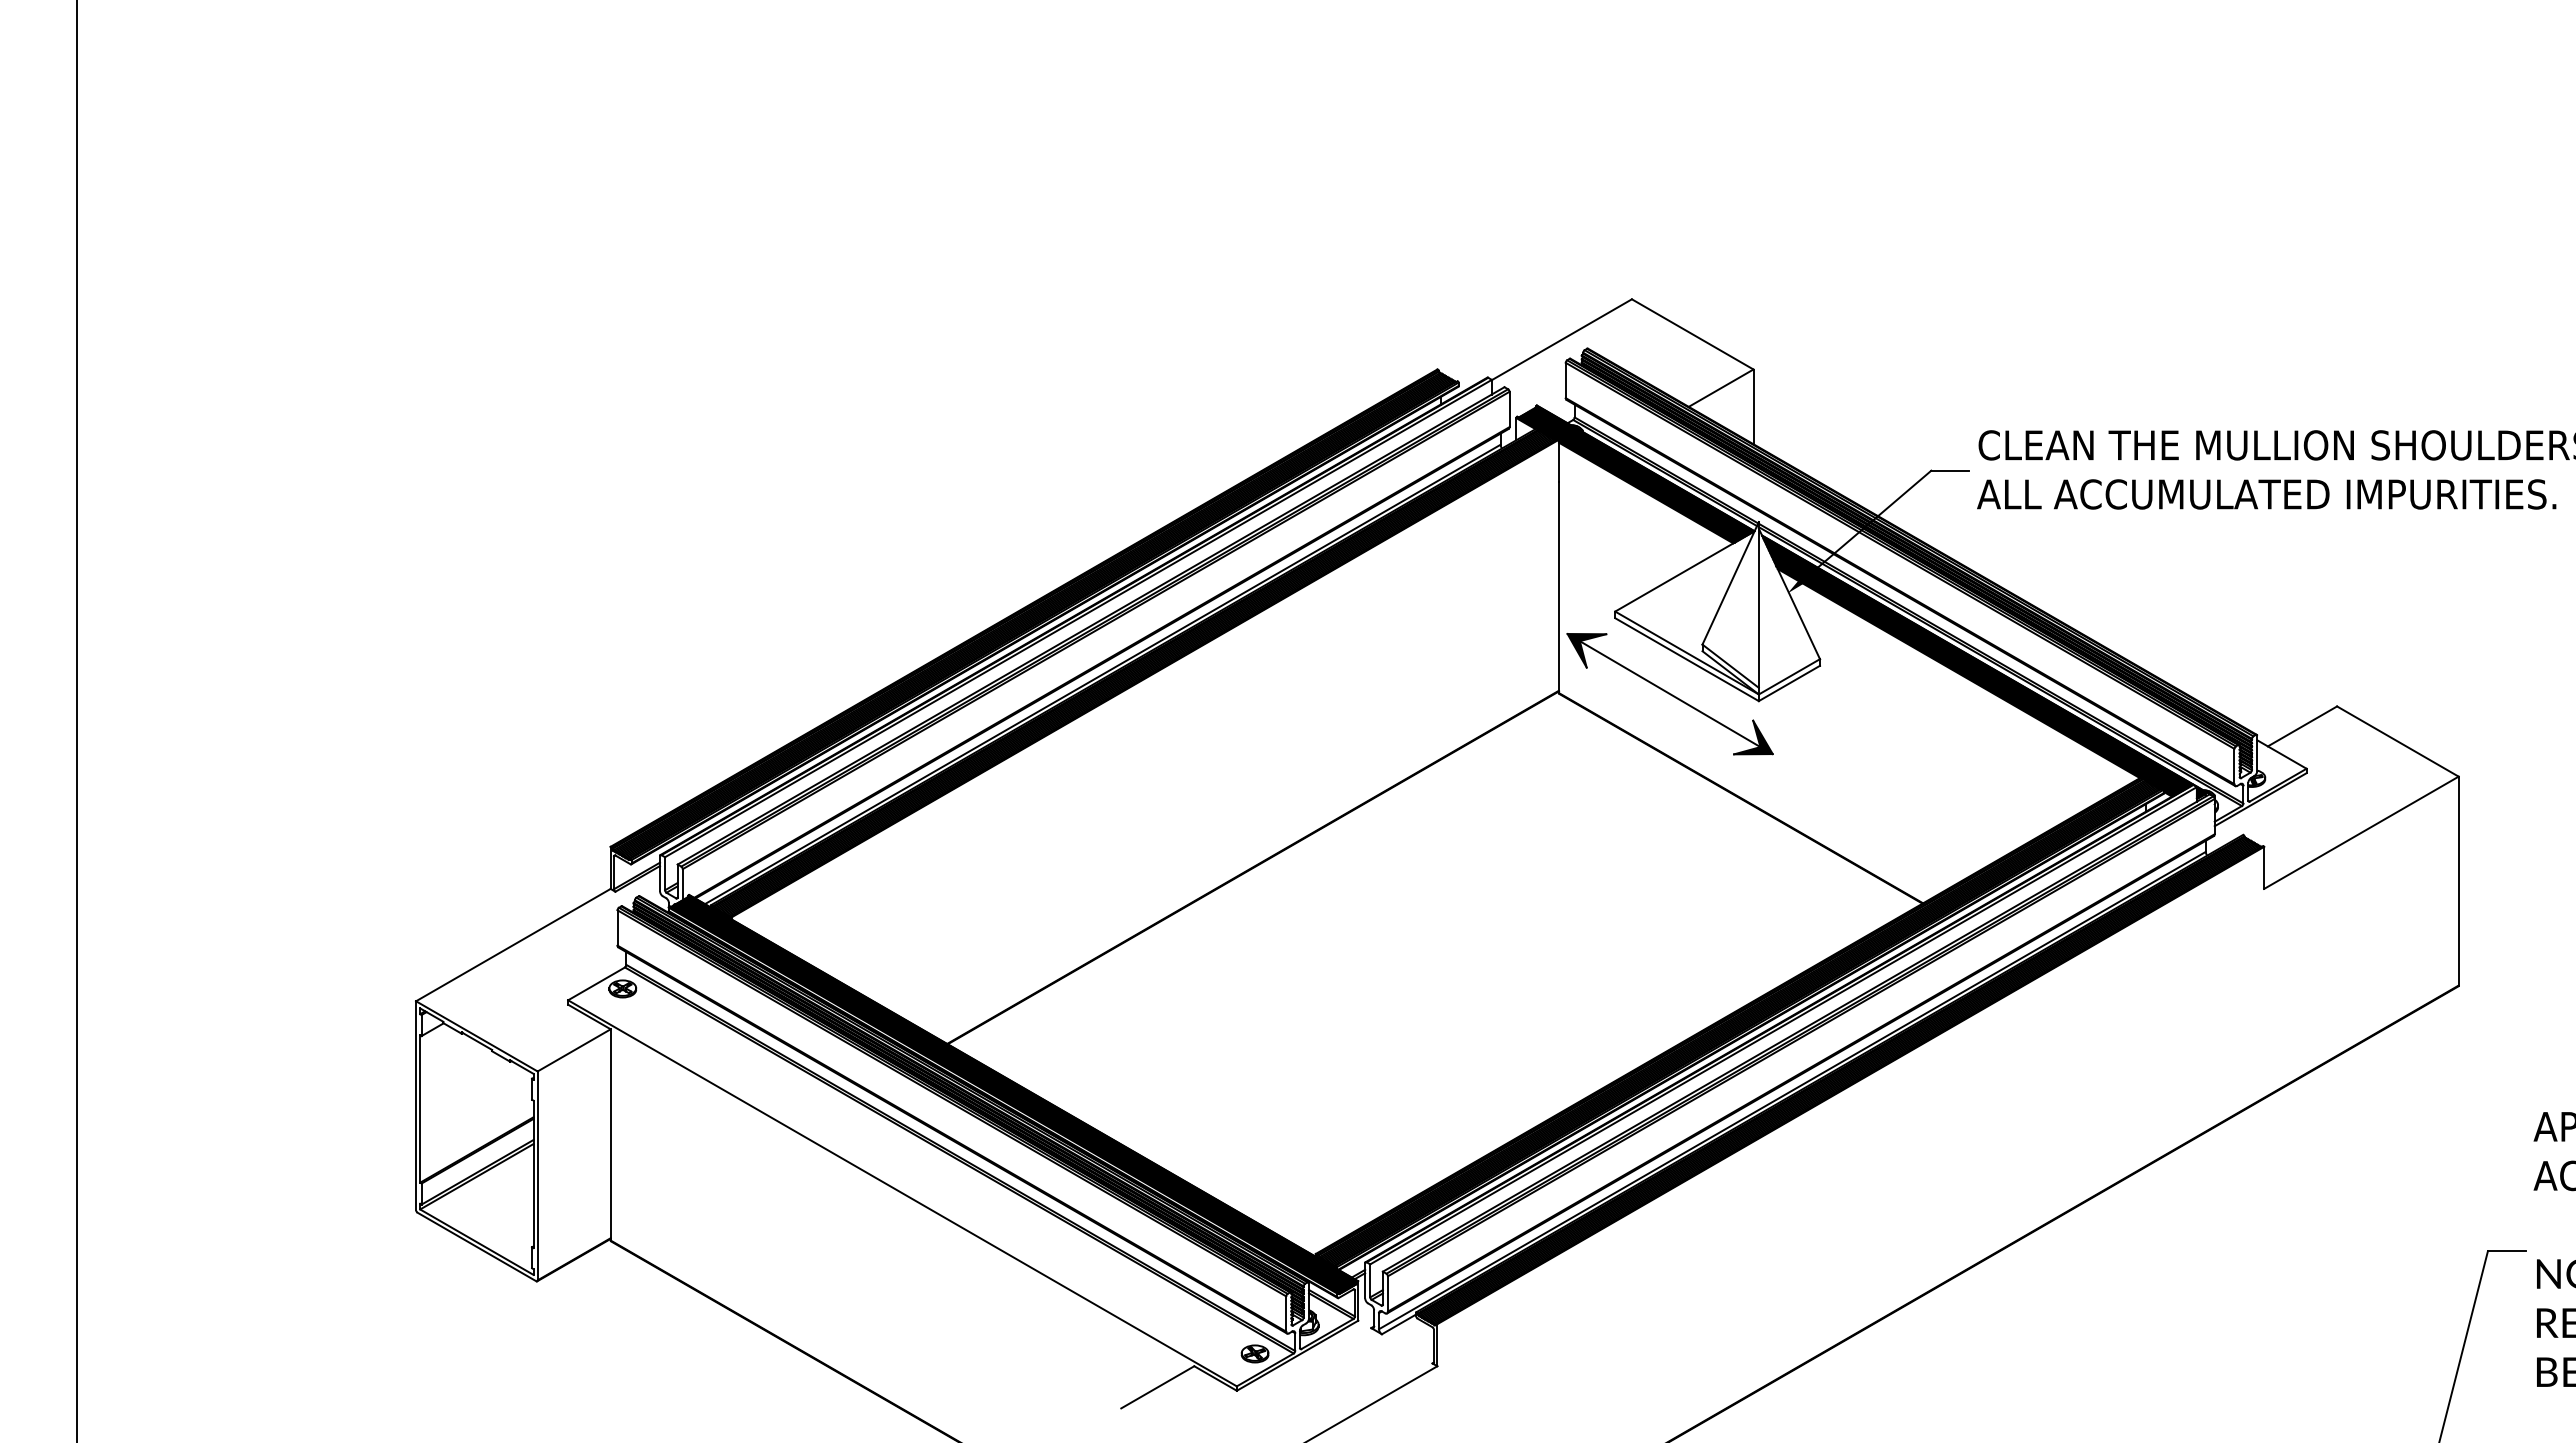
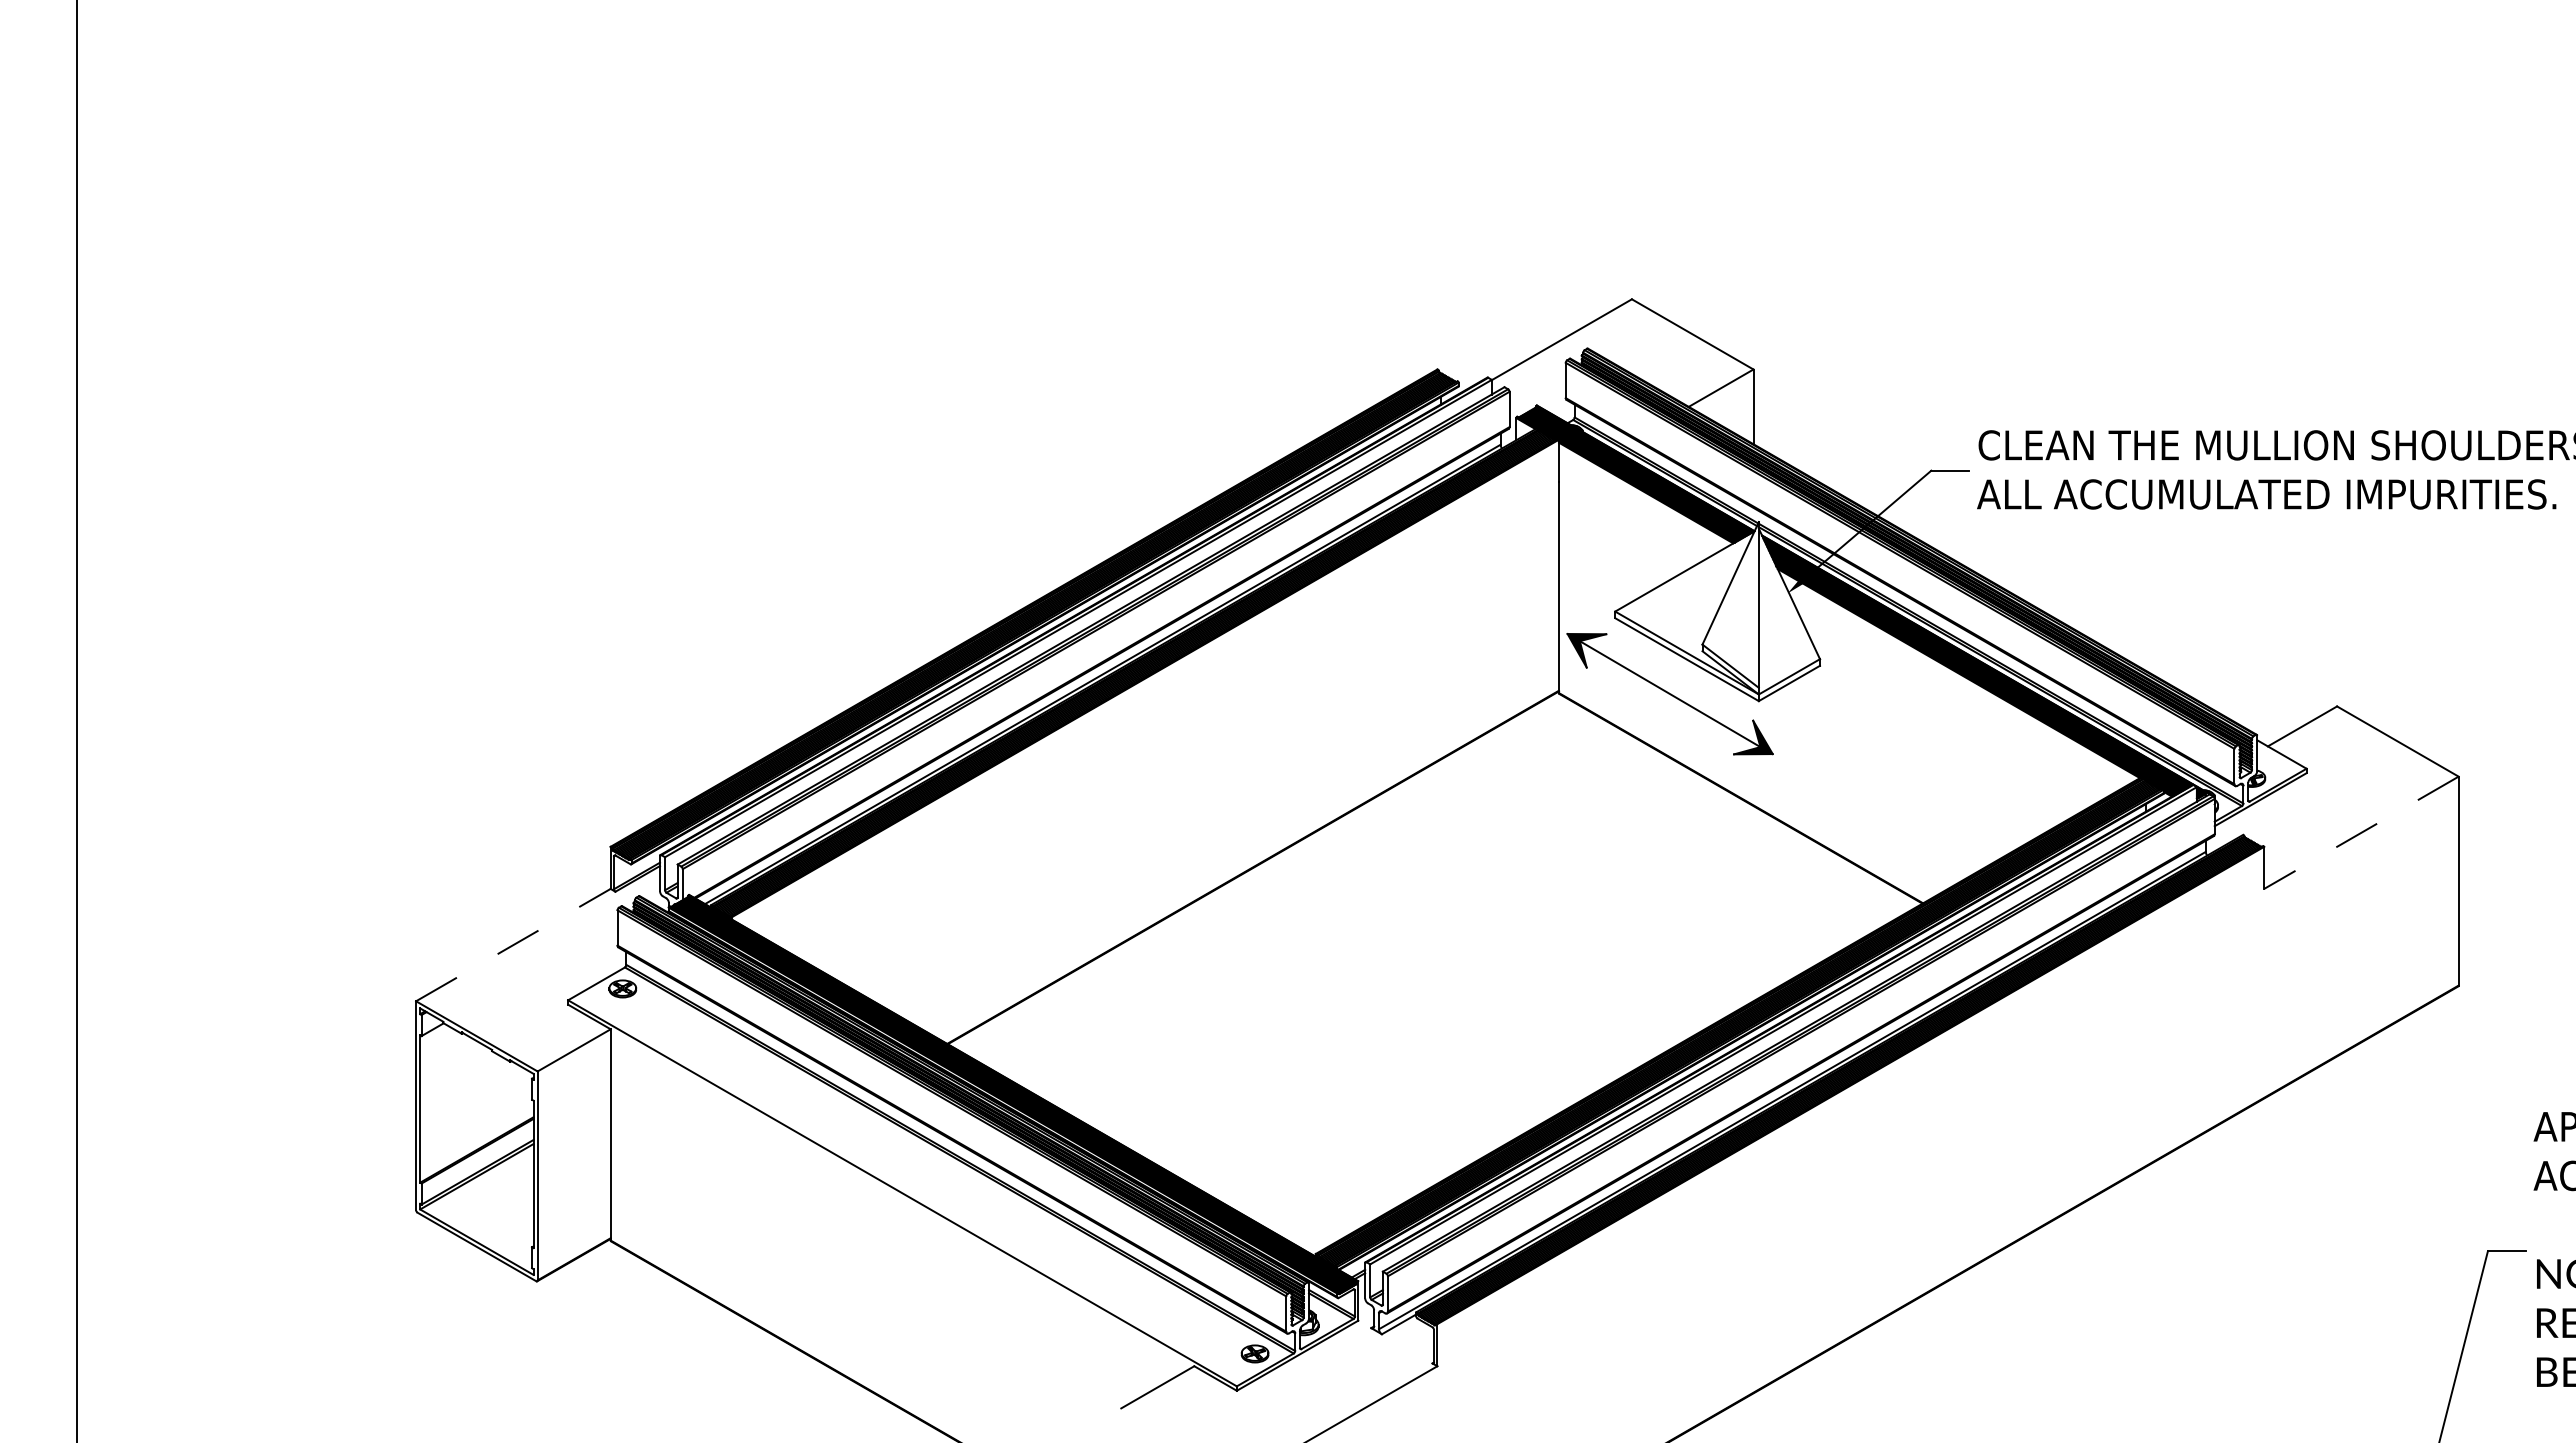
line: solid -> dashed (2360, 833)
line: solid -> dashed (513, 944)
